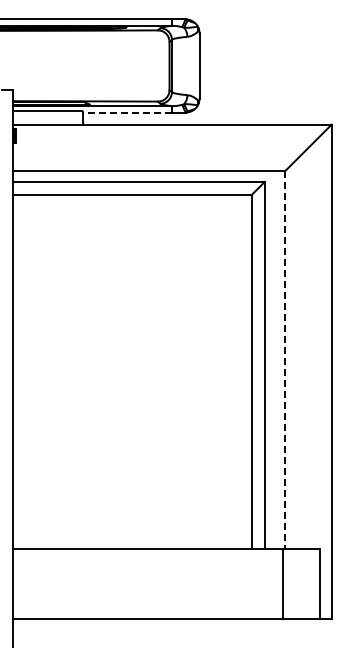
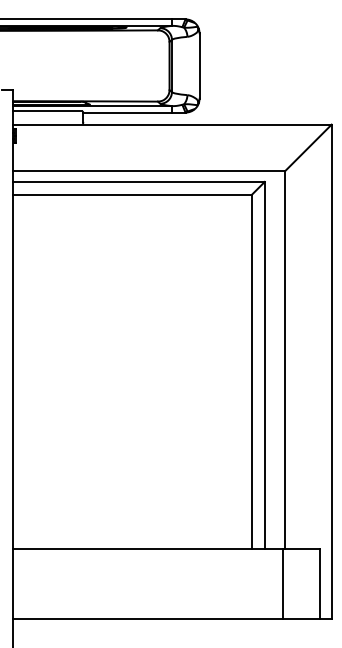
line: dashed -> solid (127, 112)
line: dashed -> solid (285, 360)
